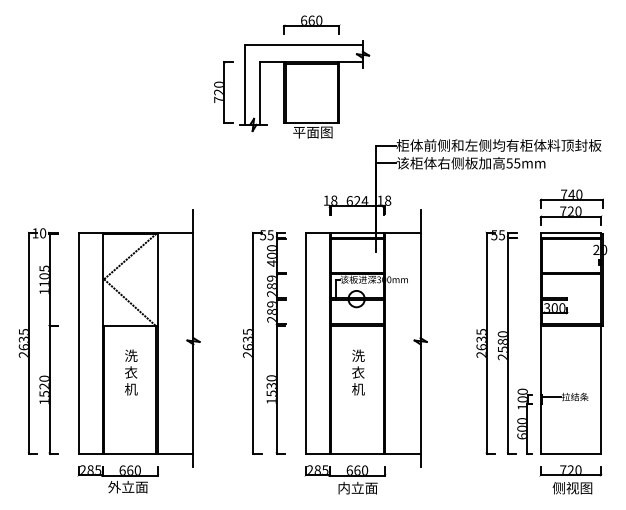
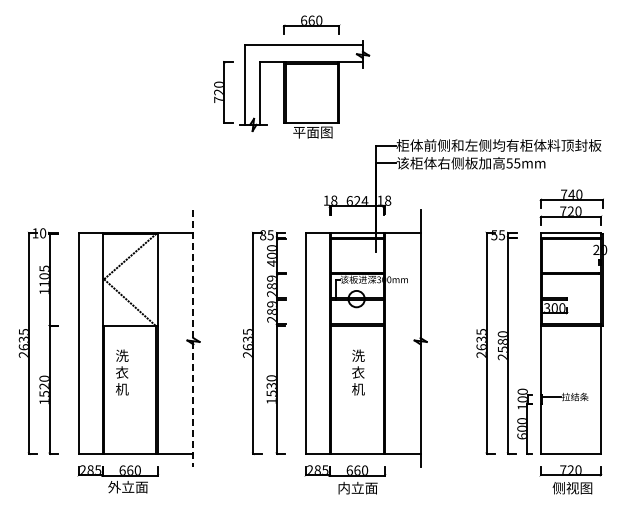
text: 55 -> 85 (263, 235)
line: solid -> dashed (193, 338)
text position: (131, 372) -> (122, 372) (122, 372)
